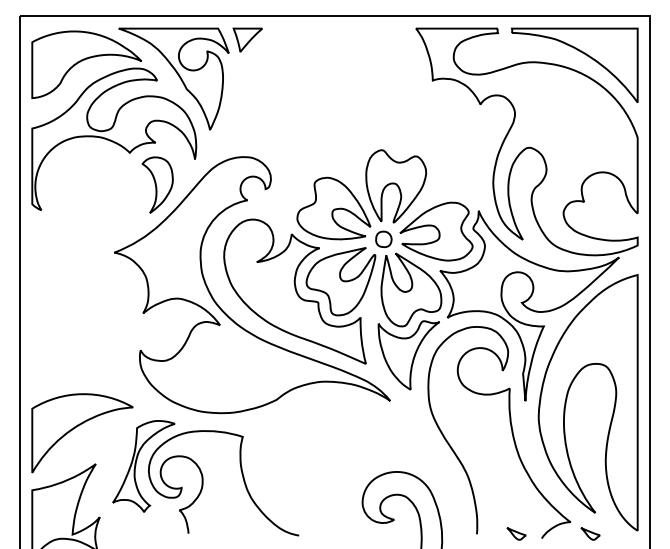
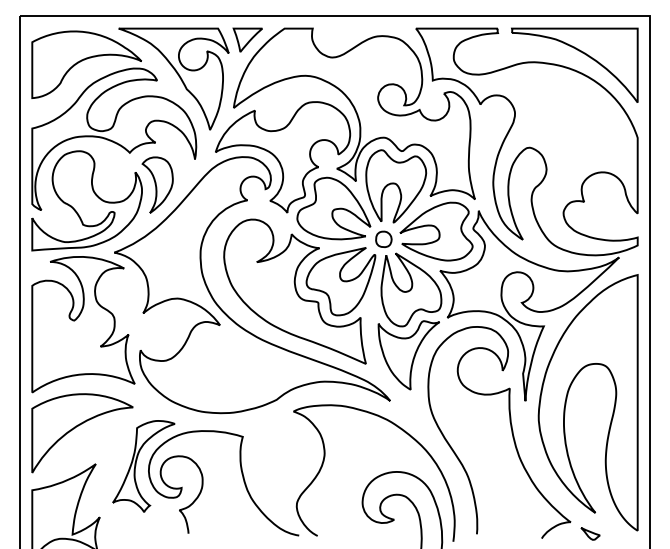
part: none -> present (345, 120)
part: none -> present (86, 271)
curve: none -> present (405, 433)
part: present -> none (516, 533)
